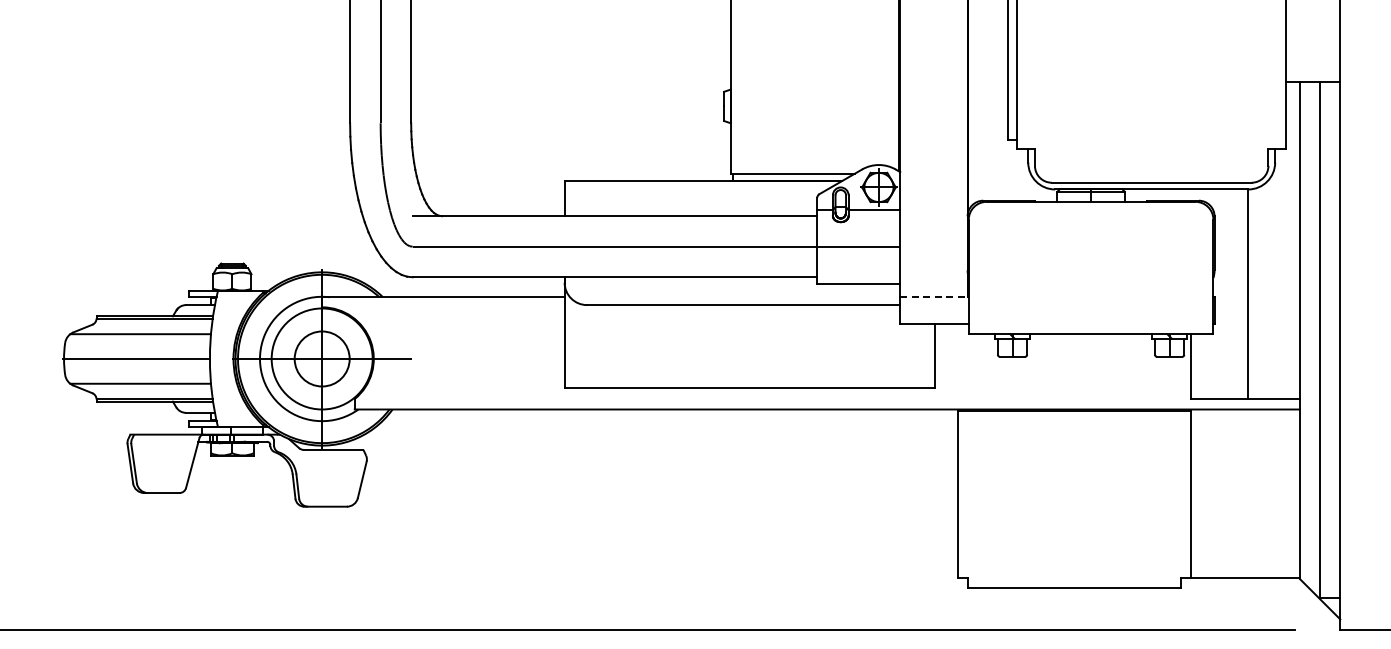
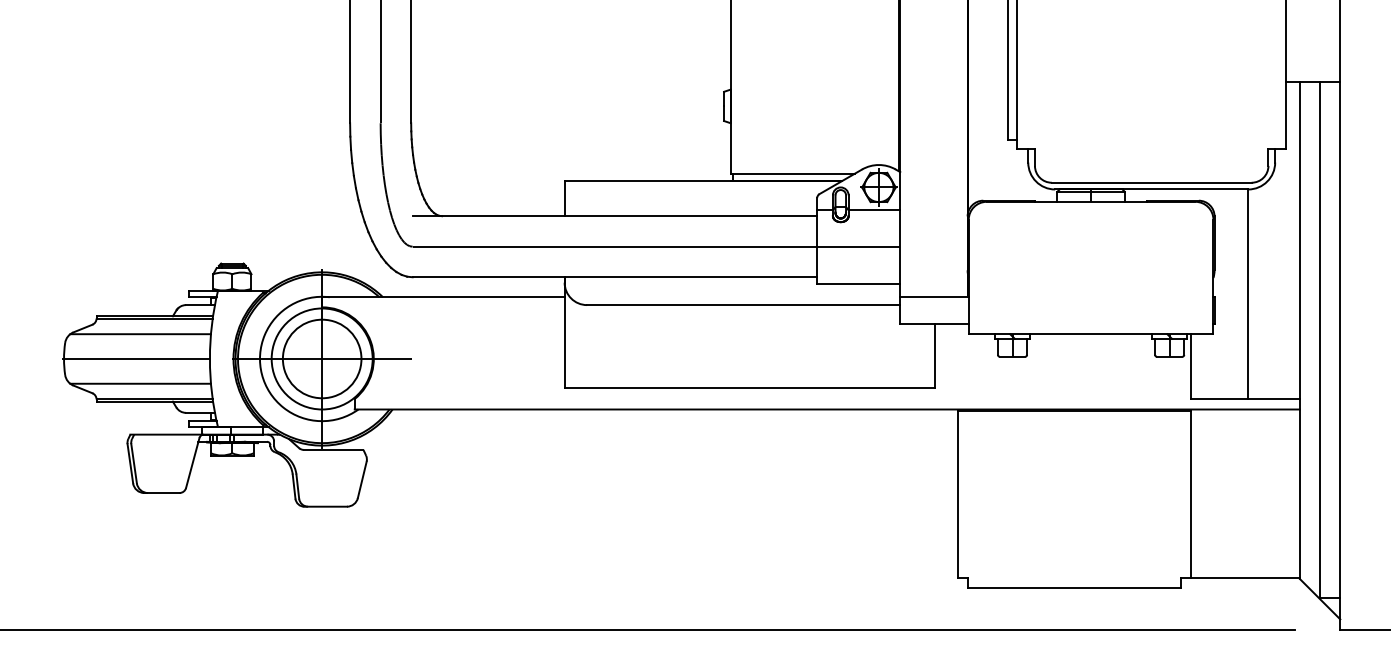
line: dashed -> solid (935, 297)
circle diameter: 55 px -> 79 px (321, 358)
